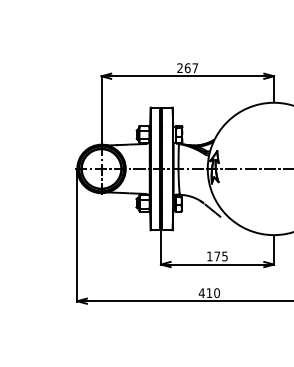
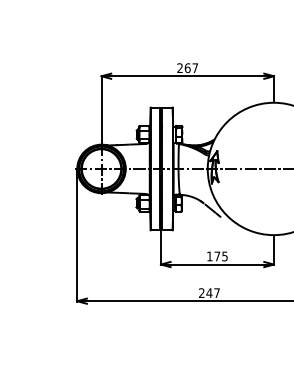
text: 410 -> 247 (208, 293)
